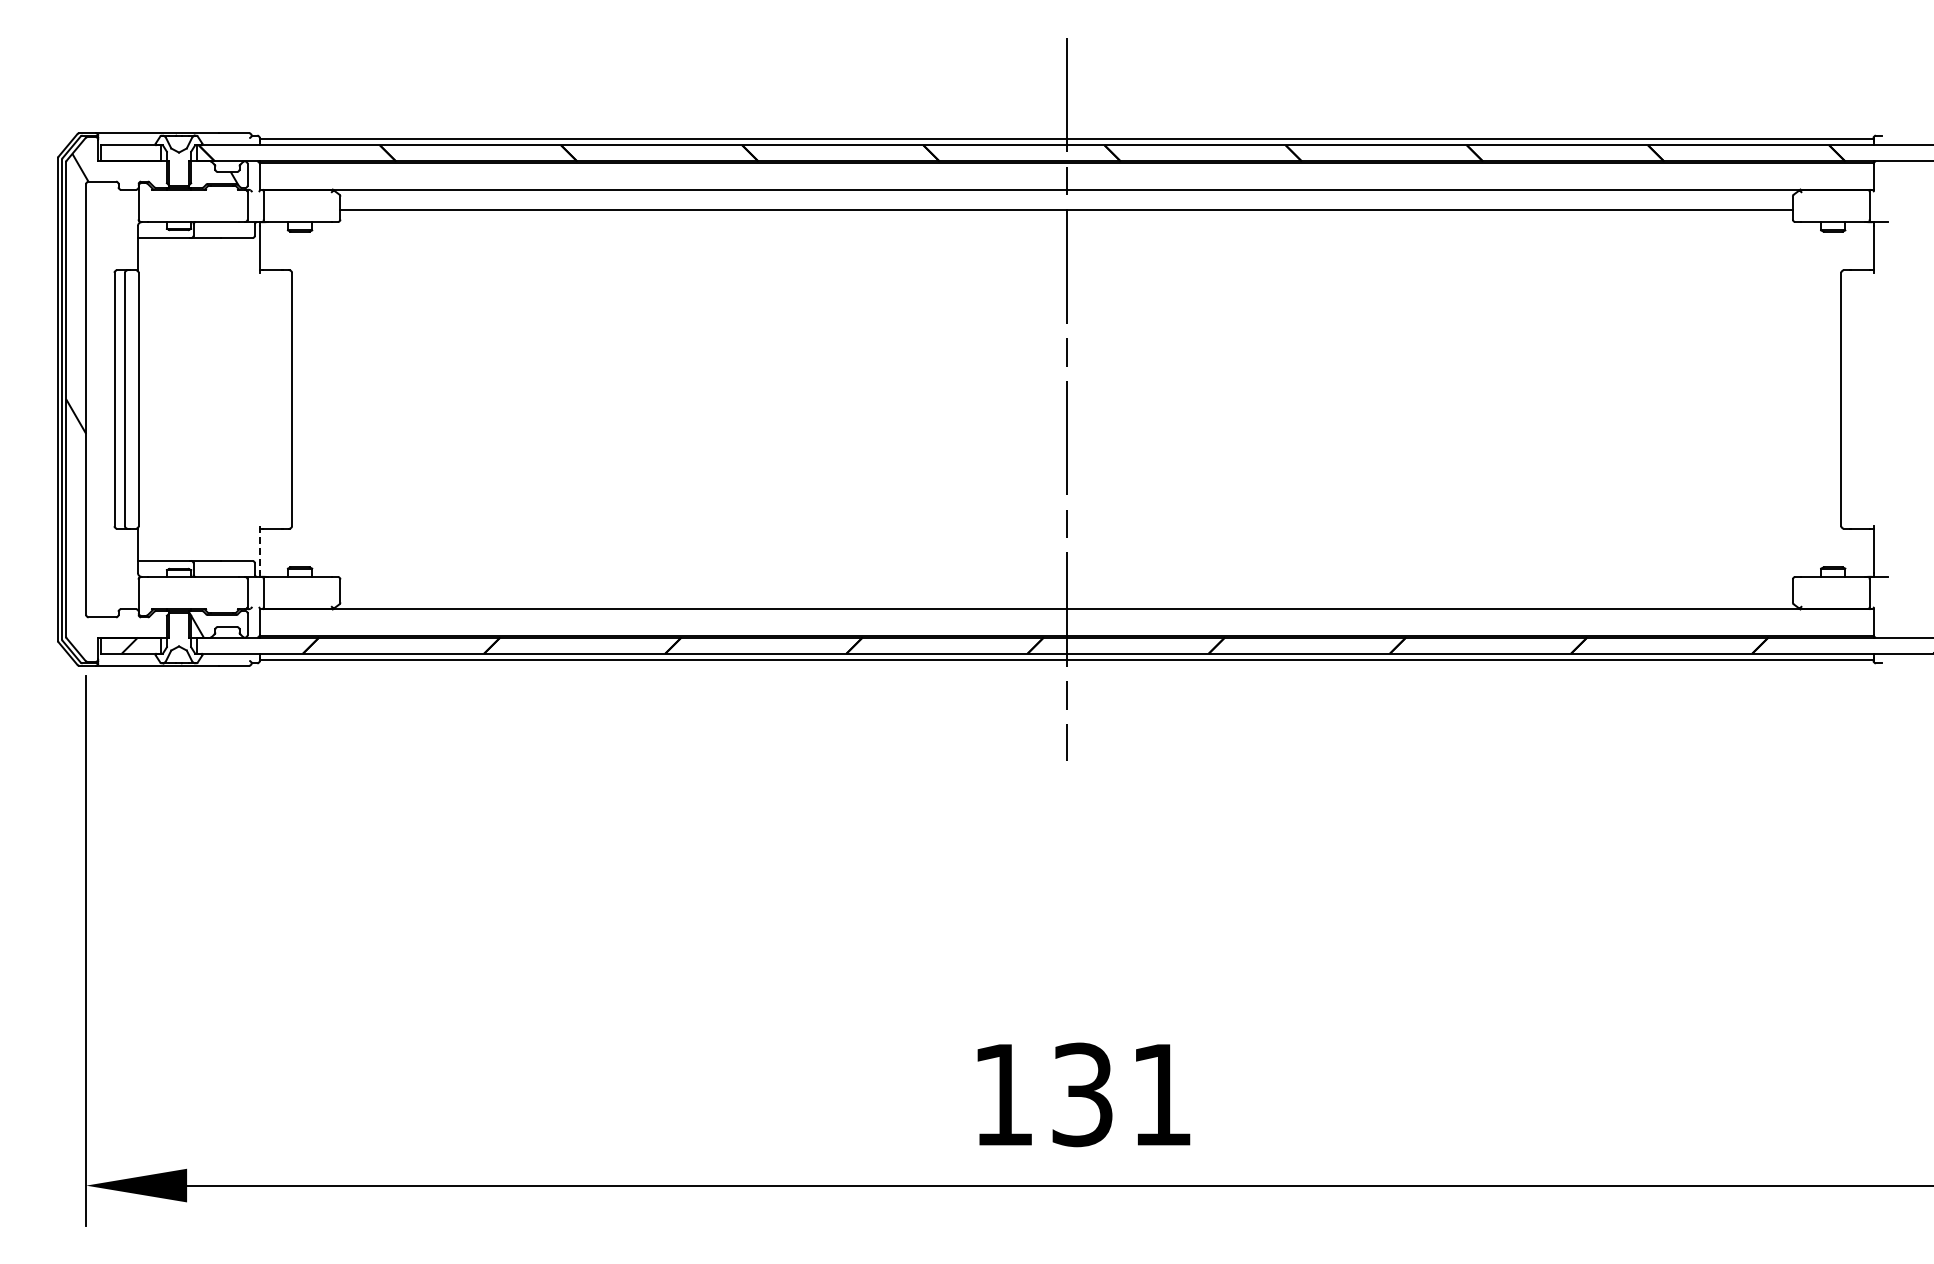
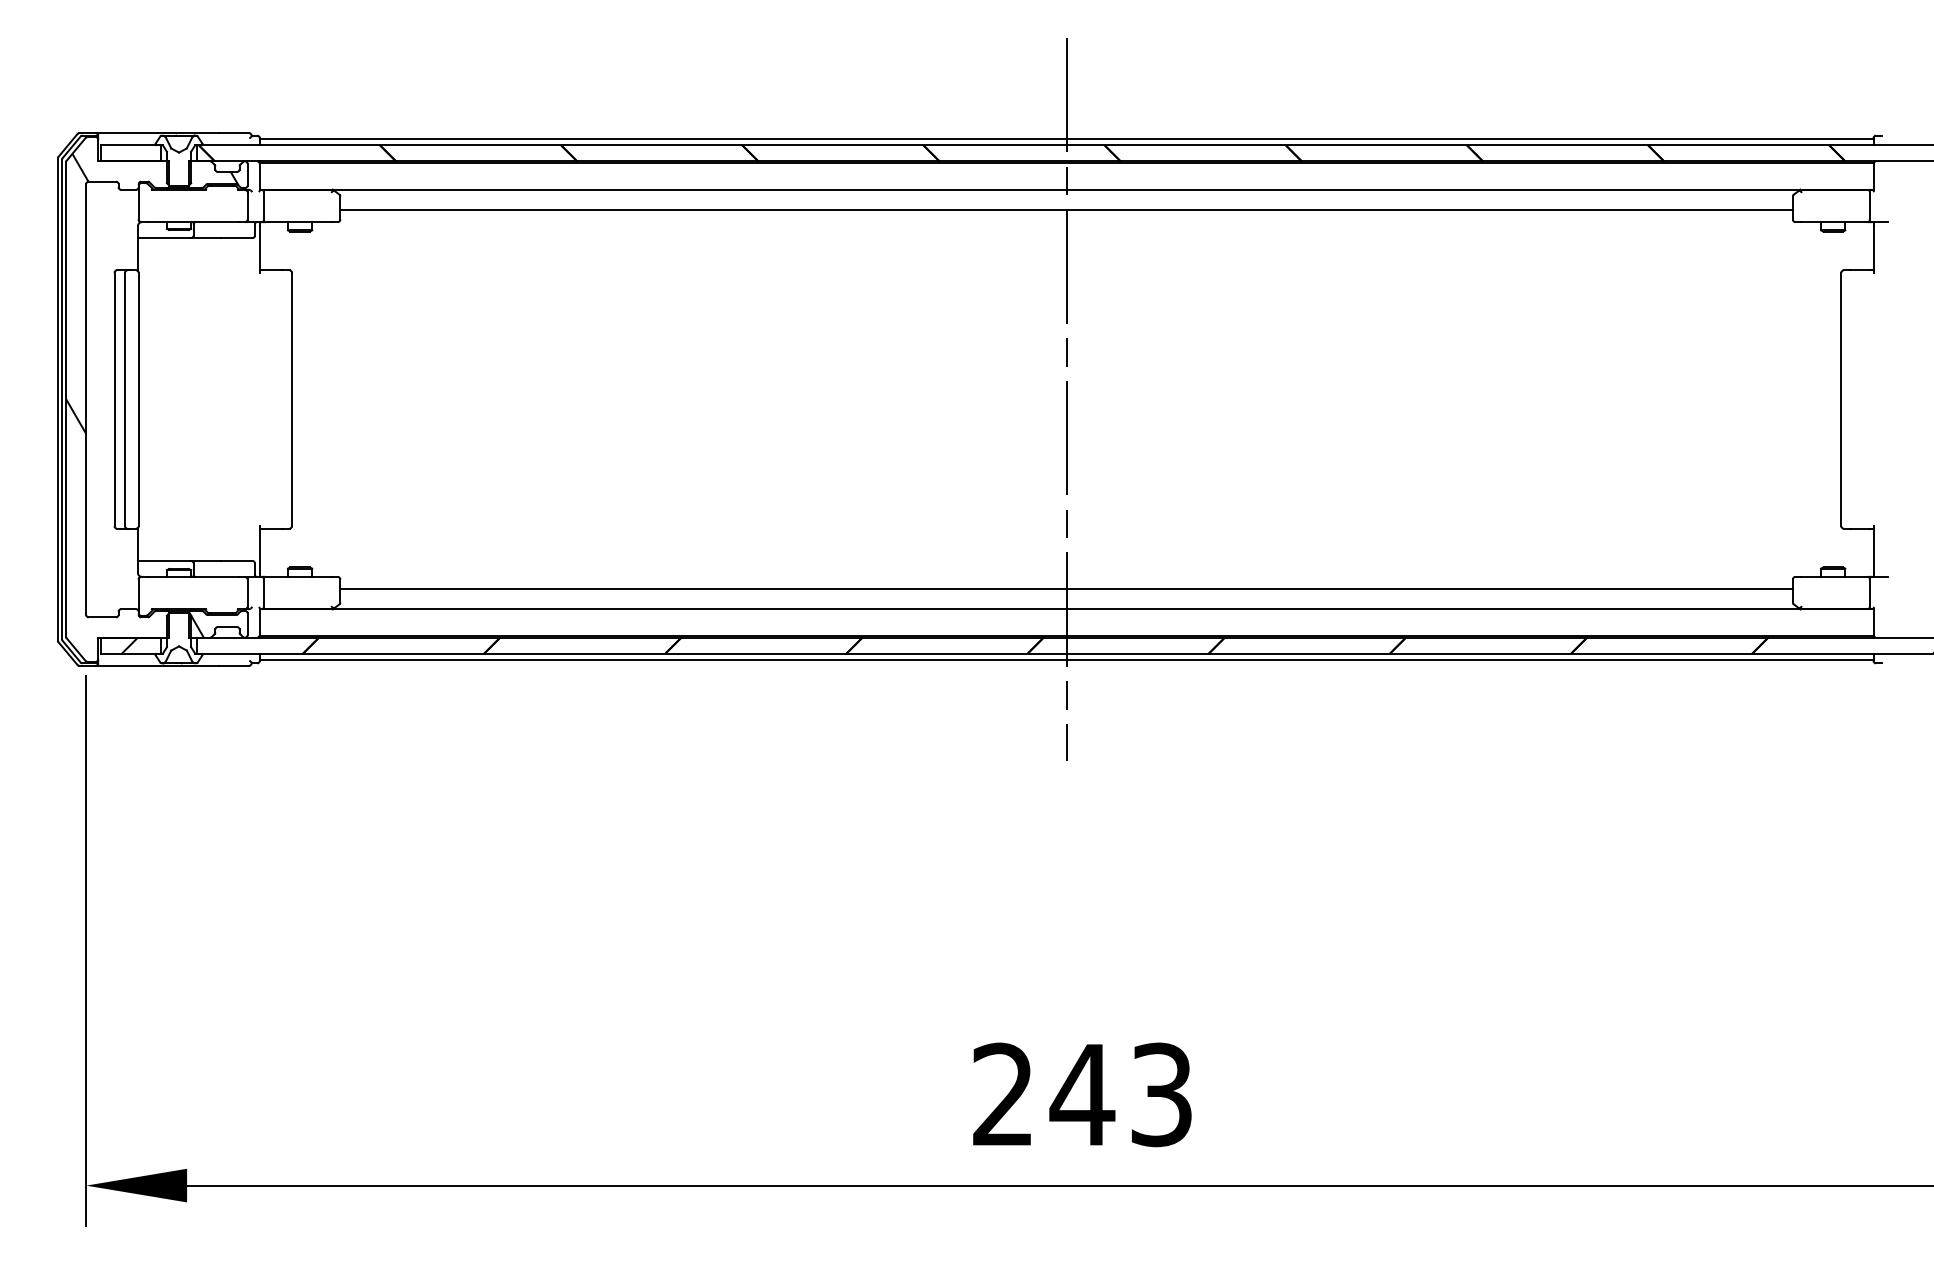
line: dashed -> solid (259, 550)
line: none -> present (1066, 589)
text: 131 -> 243 (1082, 1094)
